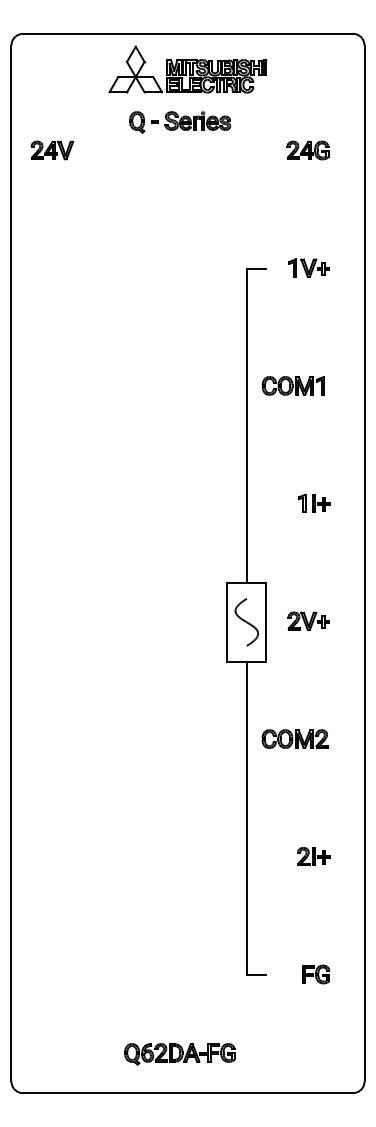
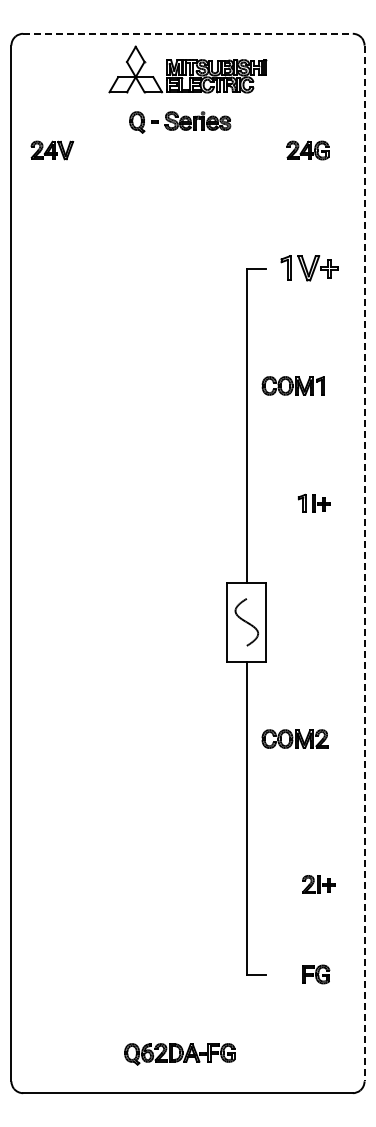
line: solid -> dashed (187, 33)
part size: 42x20 px -> 59x27 px (309, 268)
line: solid -> dashed (364, 563)
part: present -> none (308, 620)
part position: (313, 856) -> (318, 884) (318, 884)
